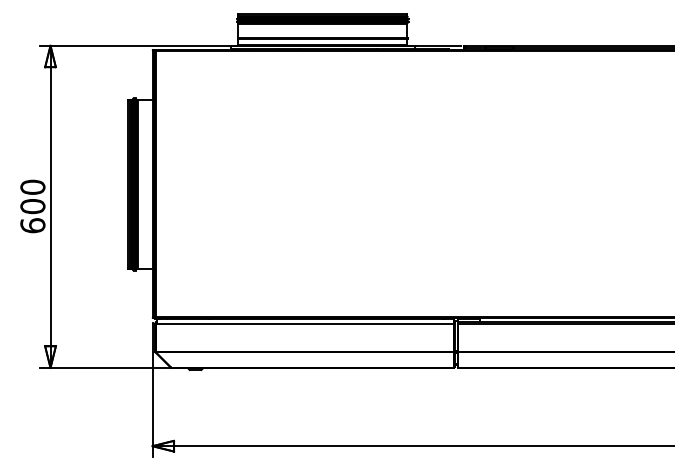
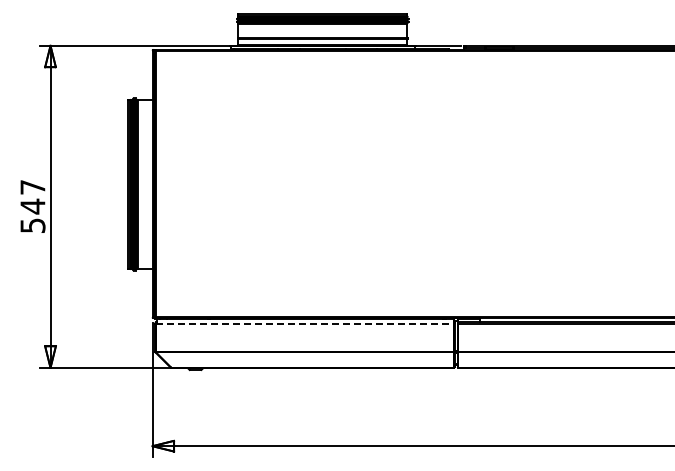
text: 600 -> 547 (32, 206)
line: solid -> dashed (305, 323)
